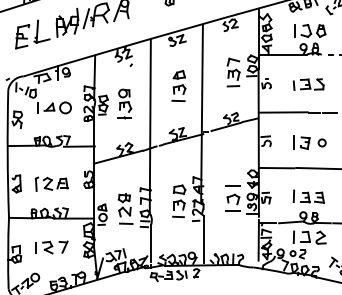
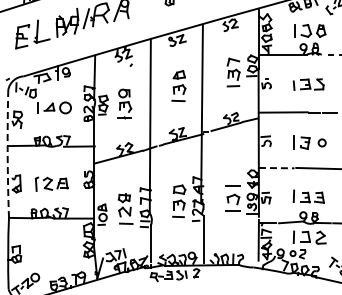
arc: solid -> dashed (7, 153)
line: solid -> dashed (276, 168)
part: present -> none (51, 247)
